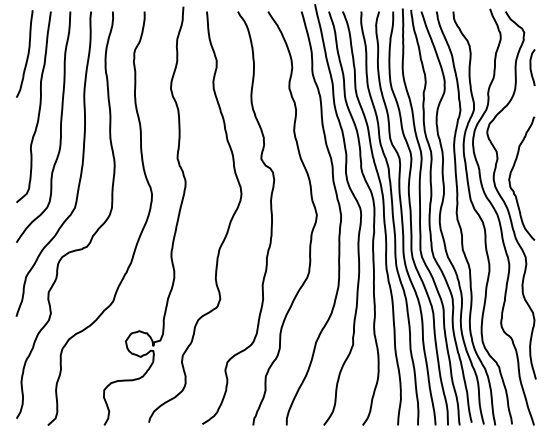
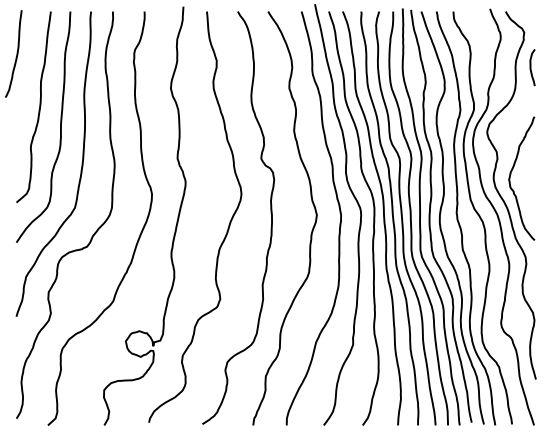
curve position: (27, 53) -> (16, 53) (16, 53)
